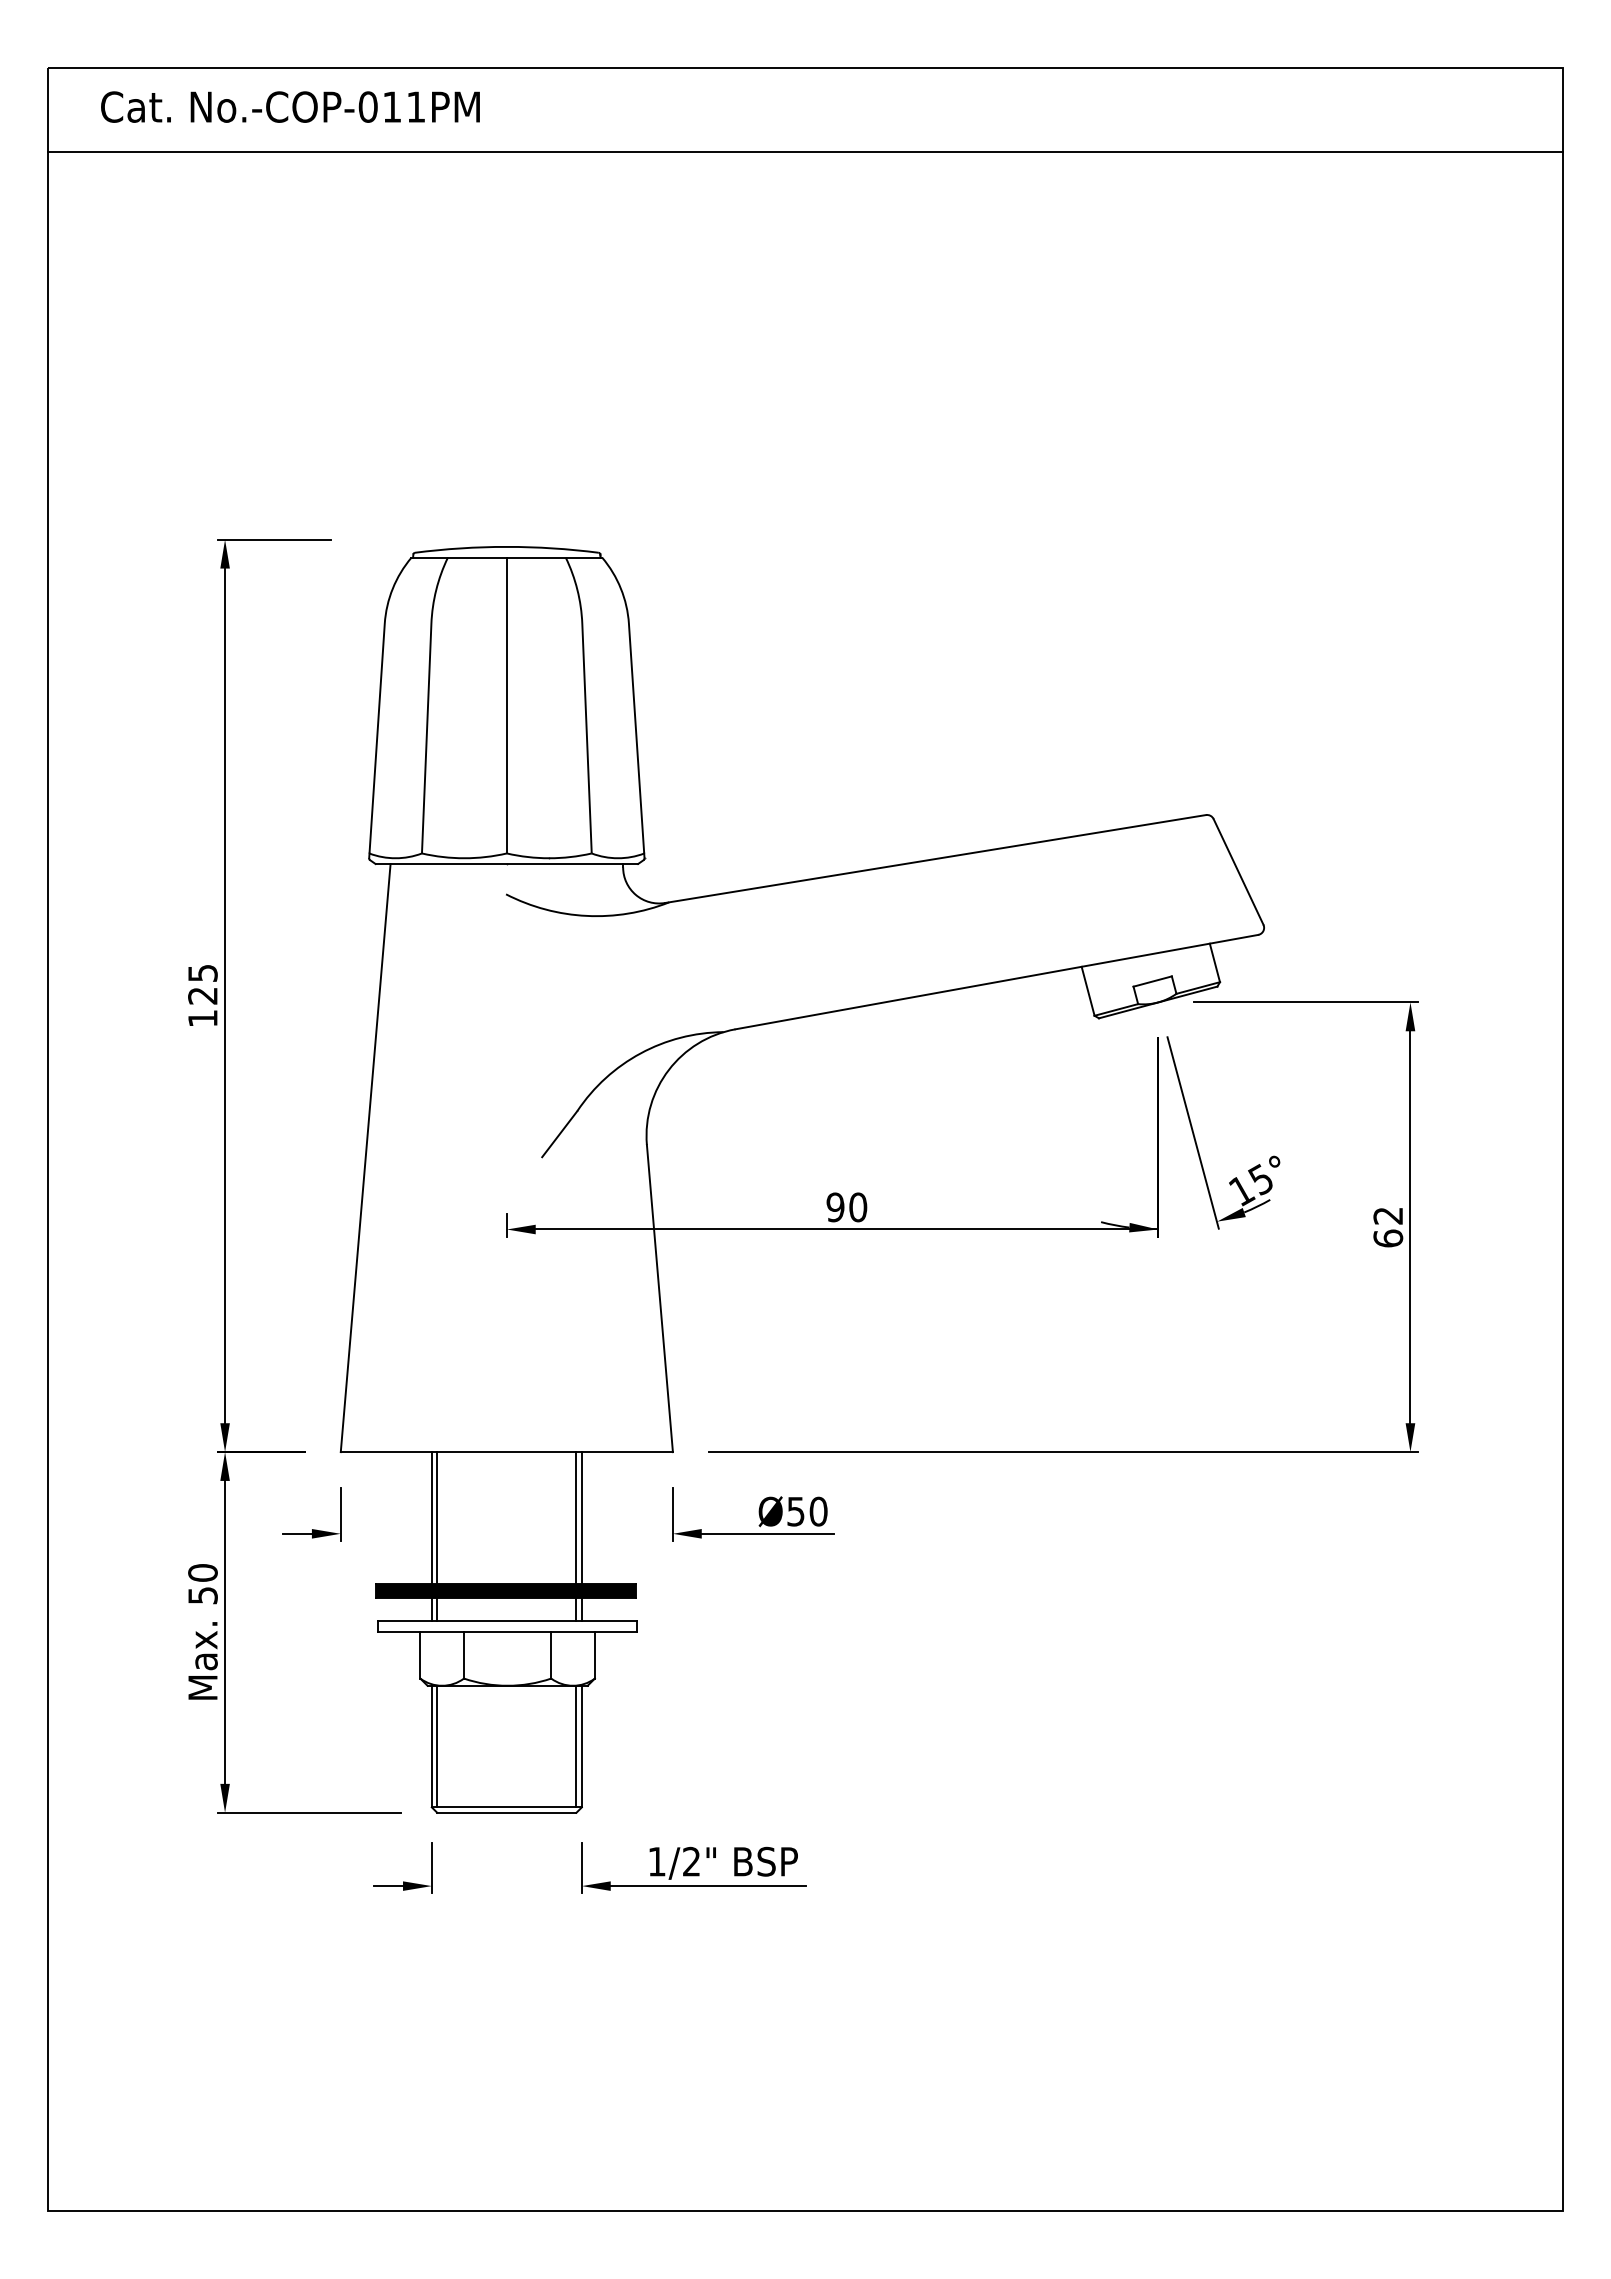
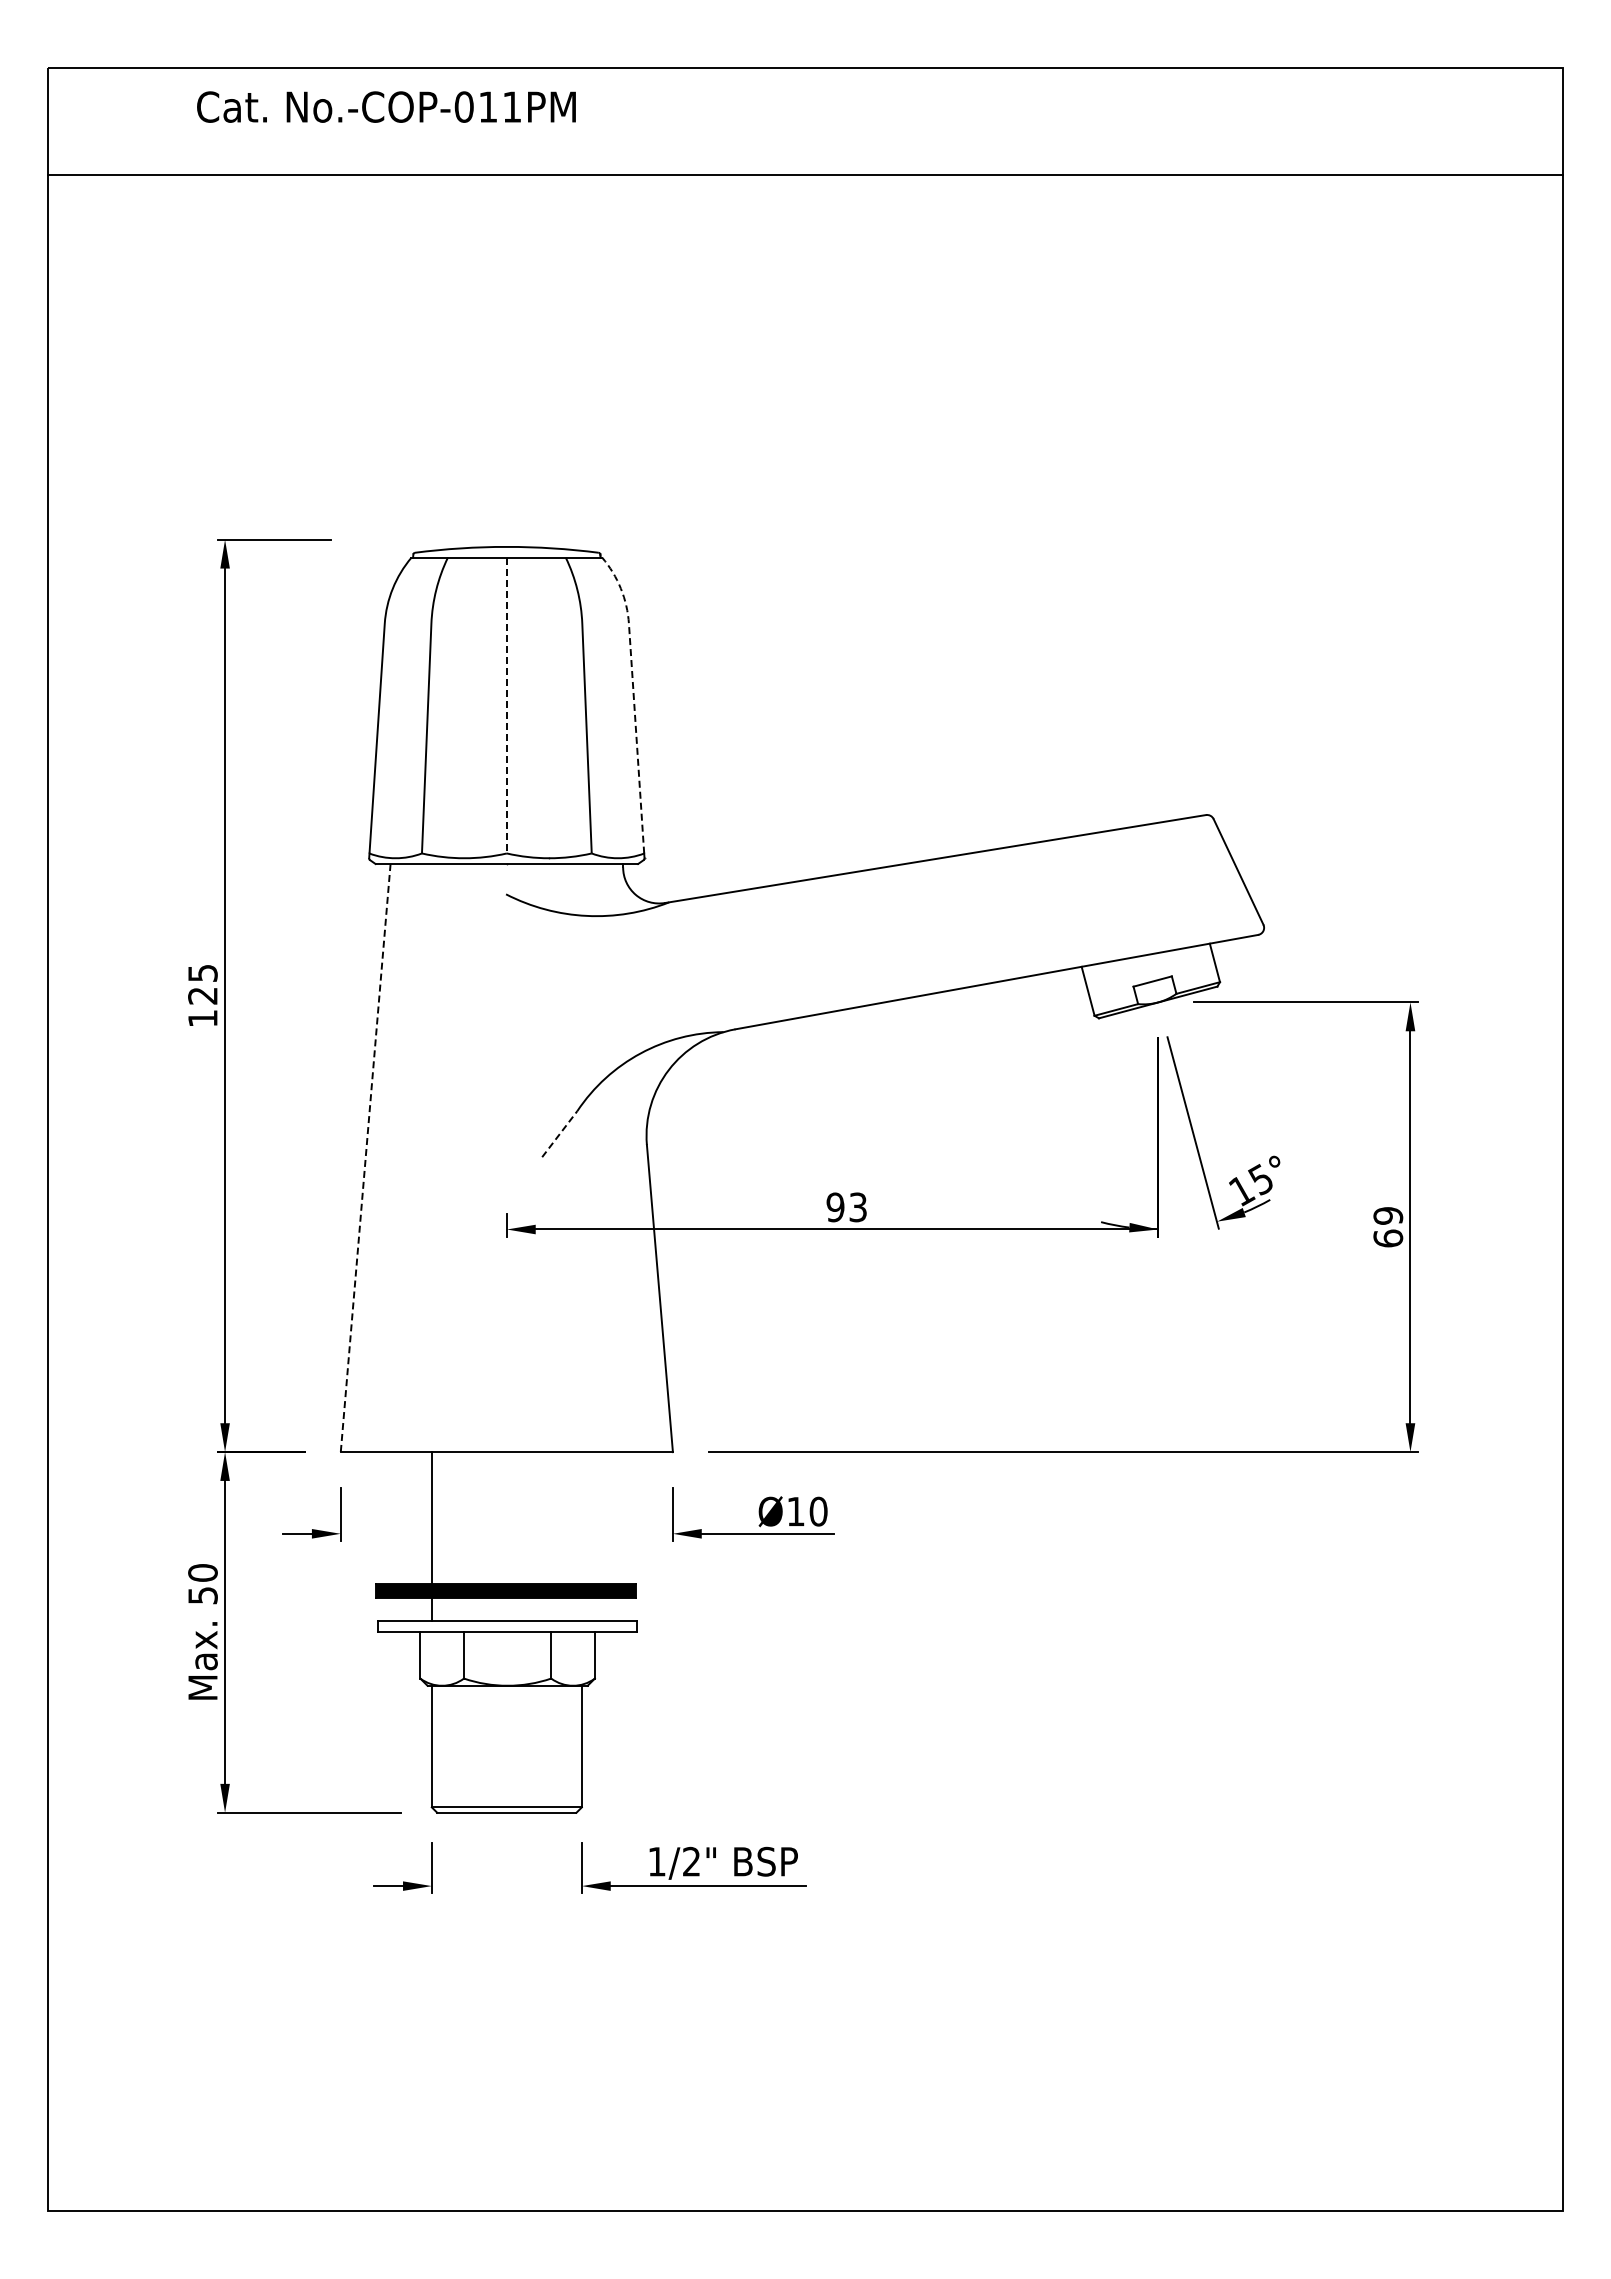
text position: (290, 106) -> (386, 106) (386, 106)
line position: (805, 151) -> (805, 174) (805, 174)
line: solid -> dashed (633, 694)
line: solid -> dashed (506, 705)
line: solid -> dashed (560, 1133)
line: solid -> dashed (365, 1158)
text: 90 -> 93 (858, 1207)
text: 62 -> 69 (1388, 1215)
text: Ø50 -> Ø10 (795, 1511)
line: present -> none (437, 1536)
line: present -> none (576, 1536)
line: present -> none (581, 1536)
line: present -> none (437, 1746)
line: present -> none (576, 1746)
